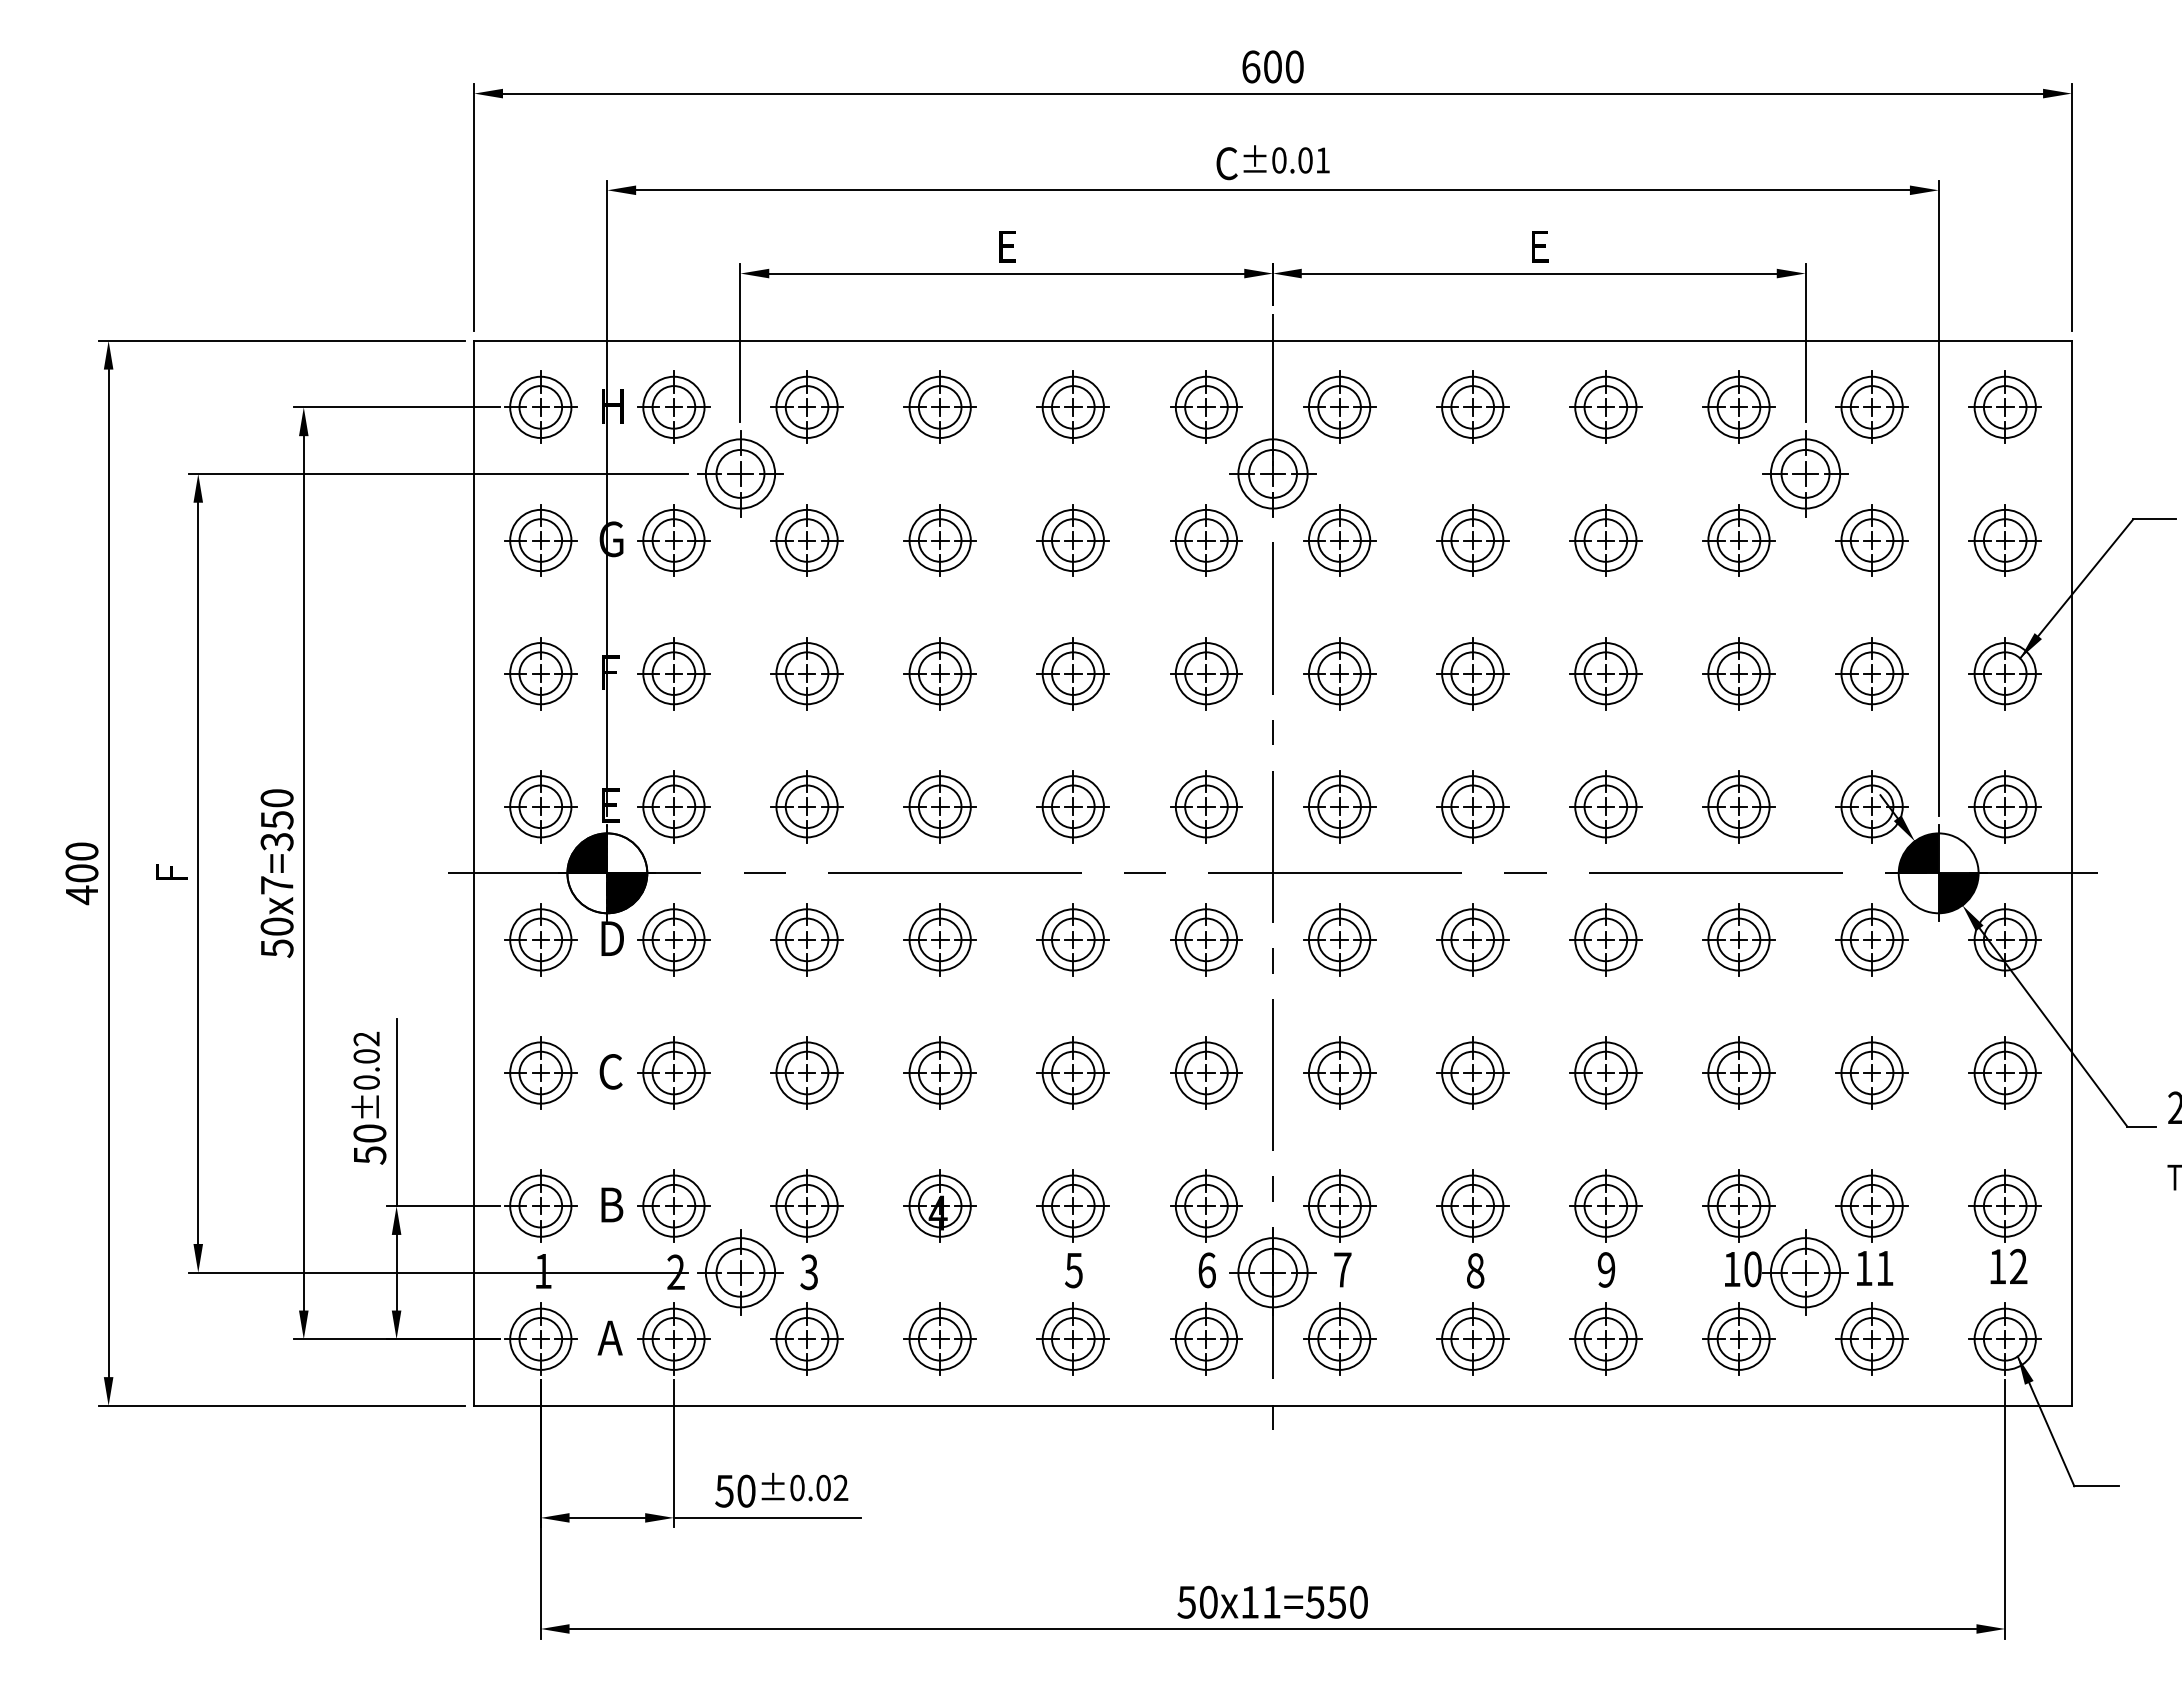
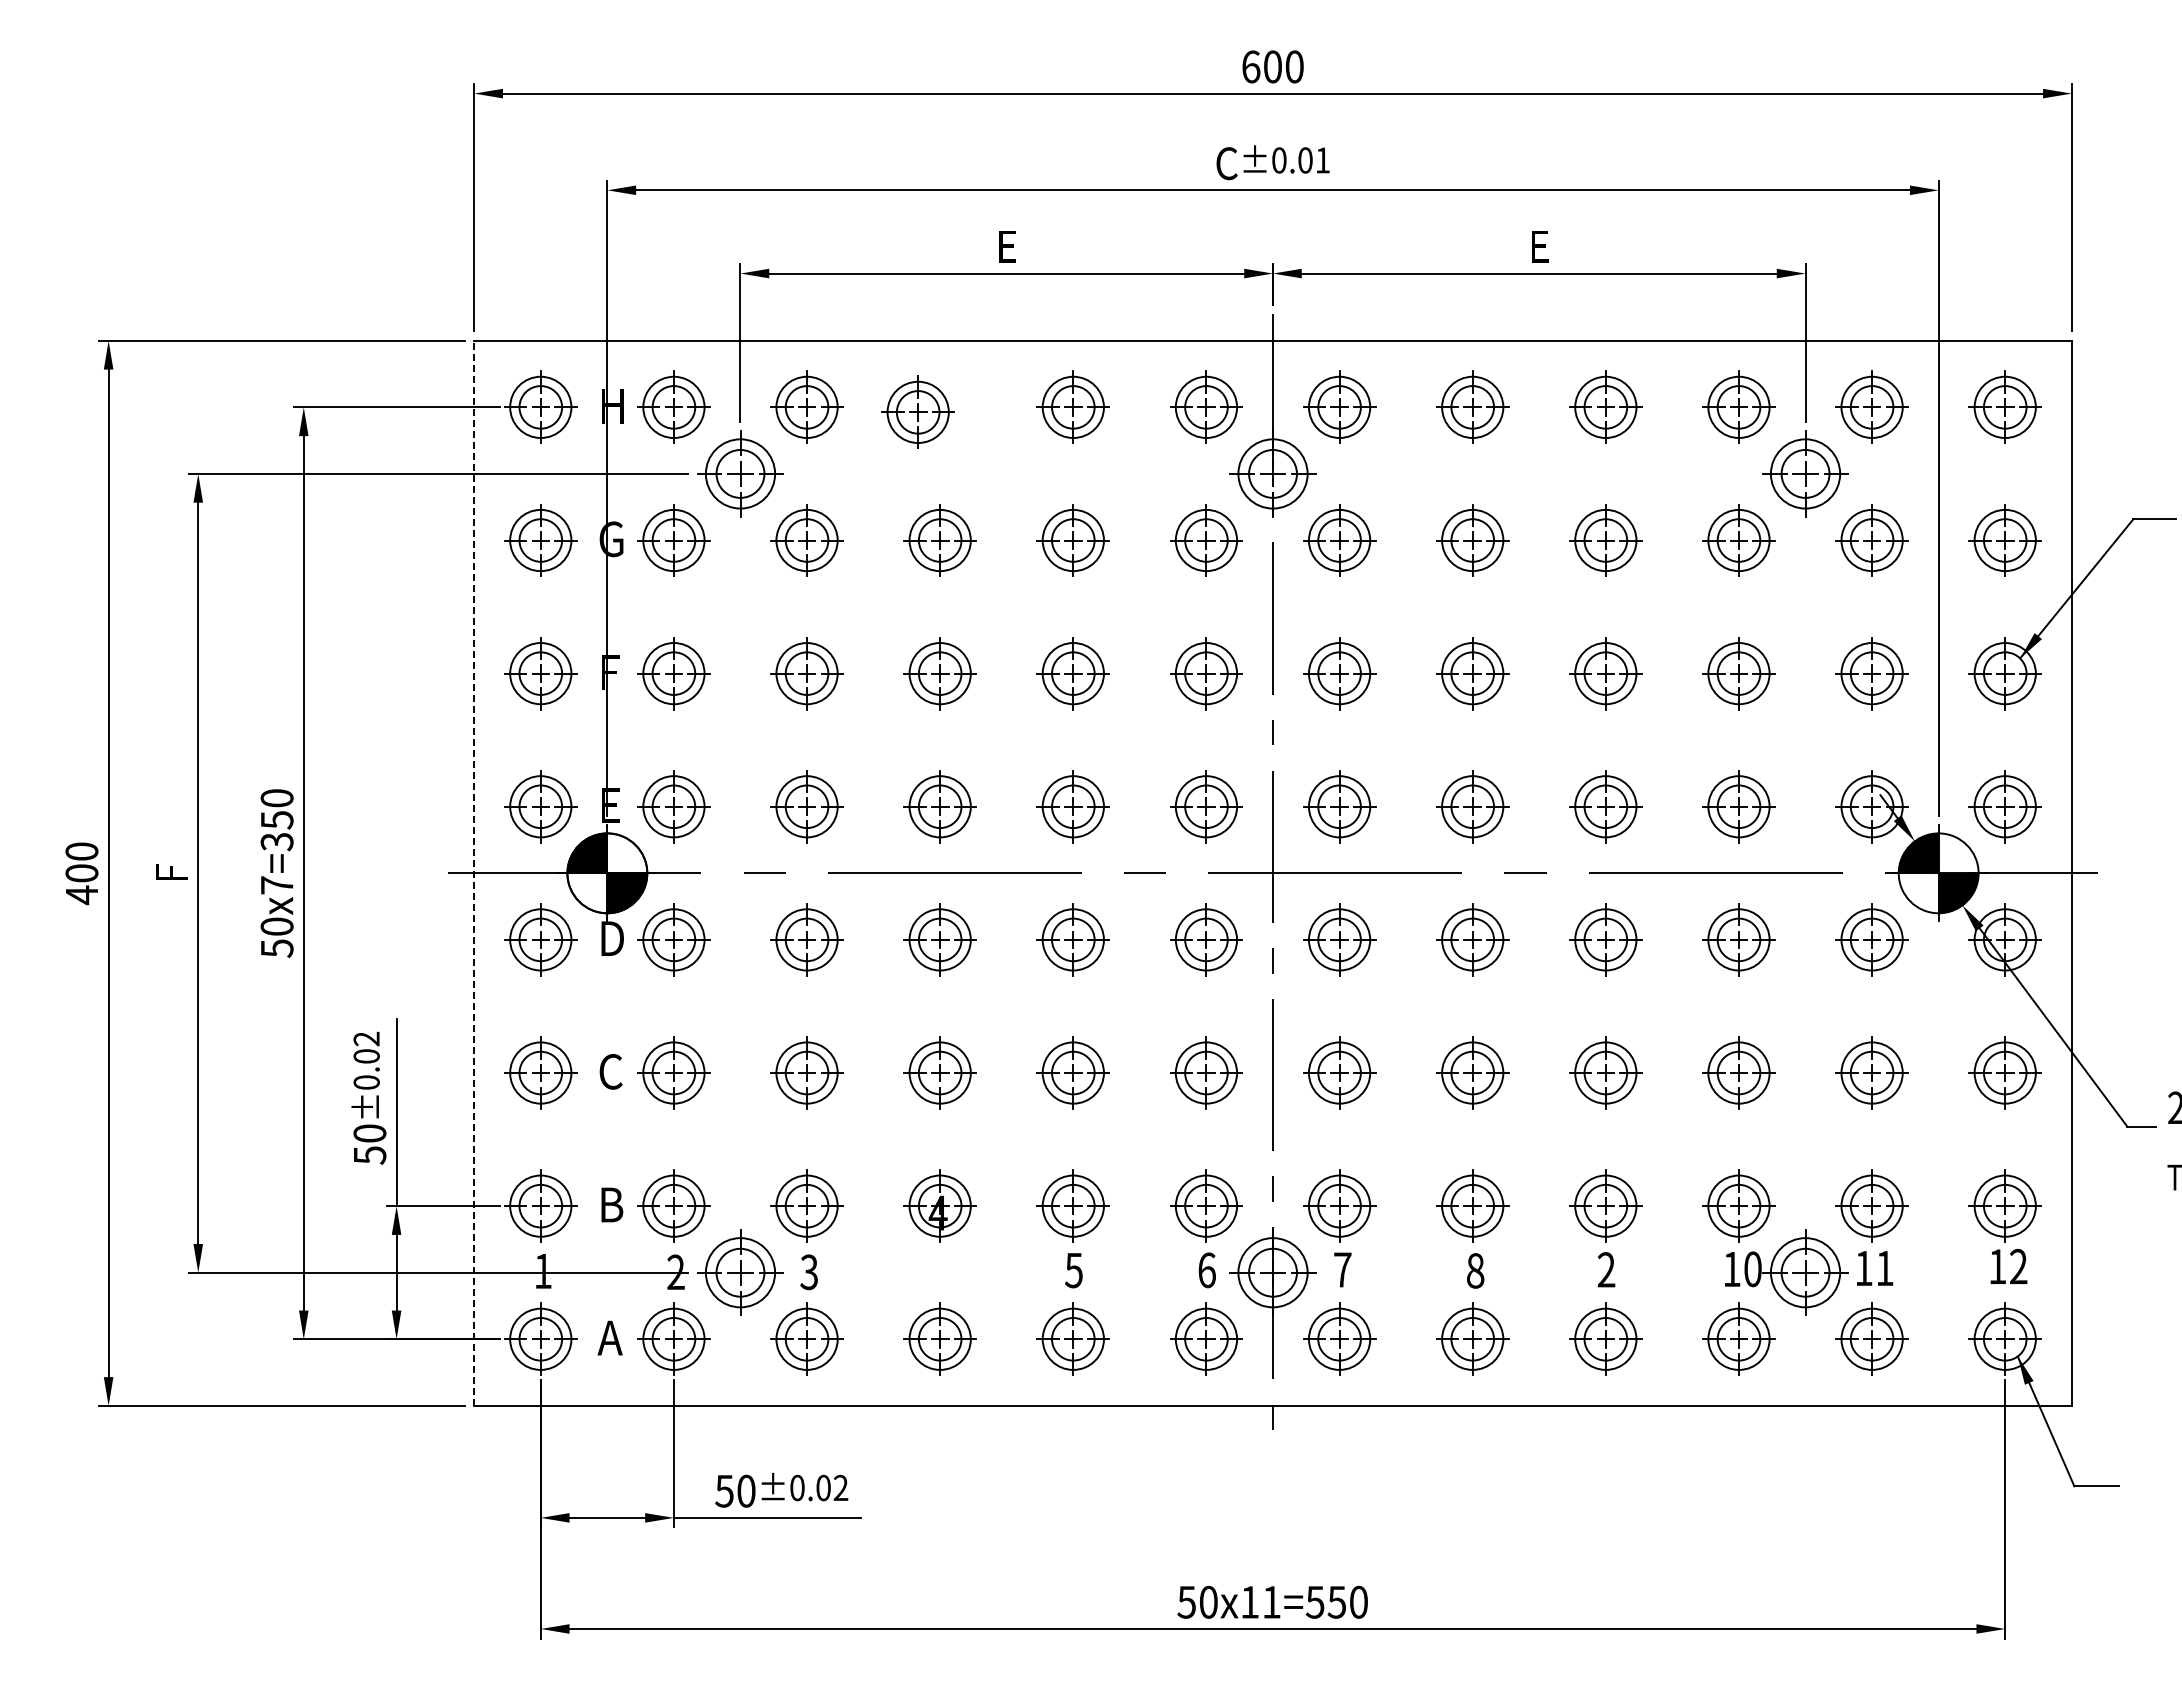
part position: (939, 406) -> (917, 411) (917, 411)
line: solid -> dashed (474, 873)
text: 9 -> 2 (1606, 1269)
